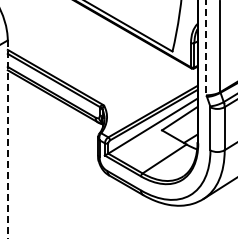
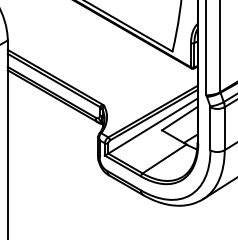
line: dashed -> solid (206, 48)
line: dashed -> solid (7, 140)
